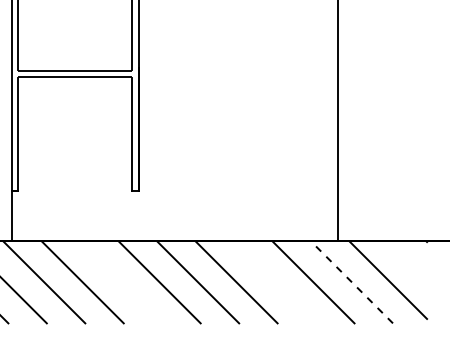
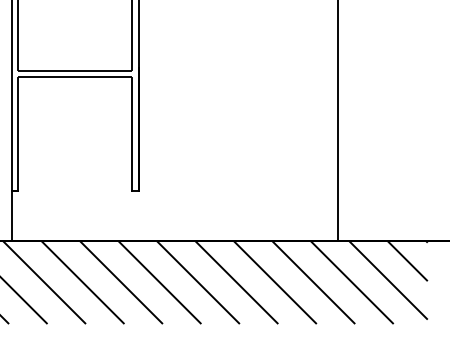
line: none -> present (407, 260)
line: none -> present (121, 282)
line: none -> present (275, 282)
line: dashed -> solid (352, 282)
